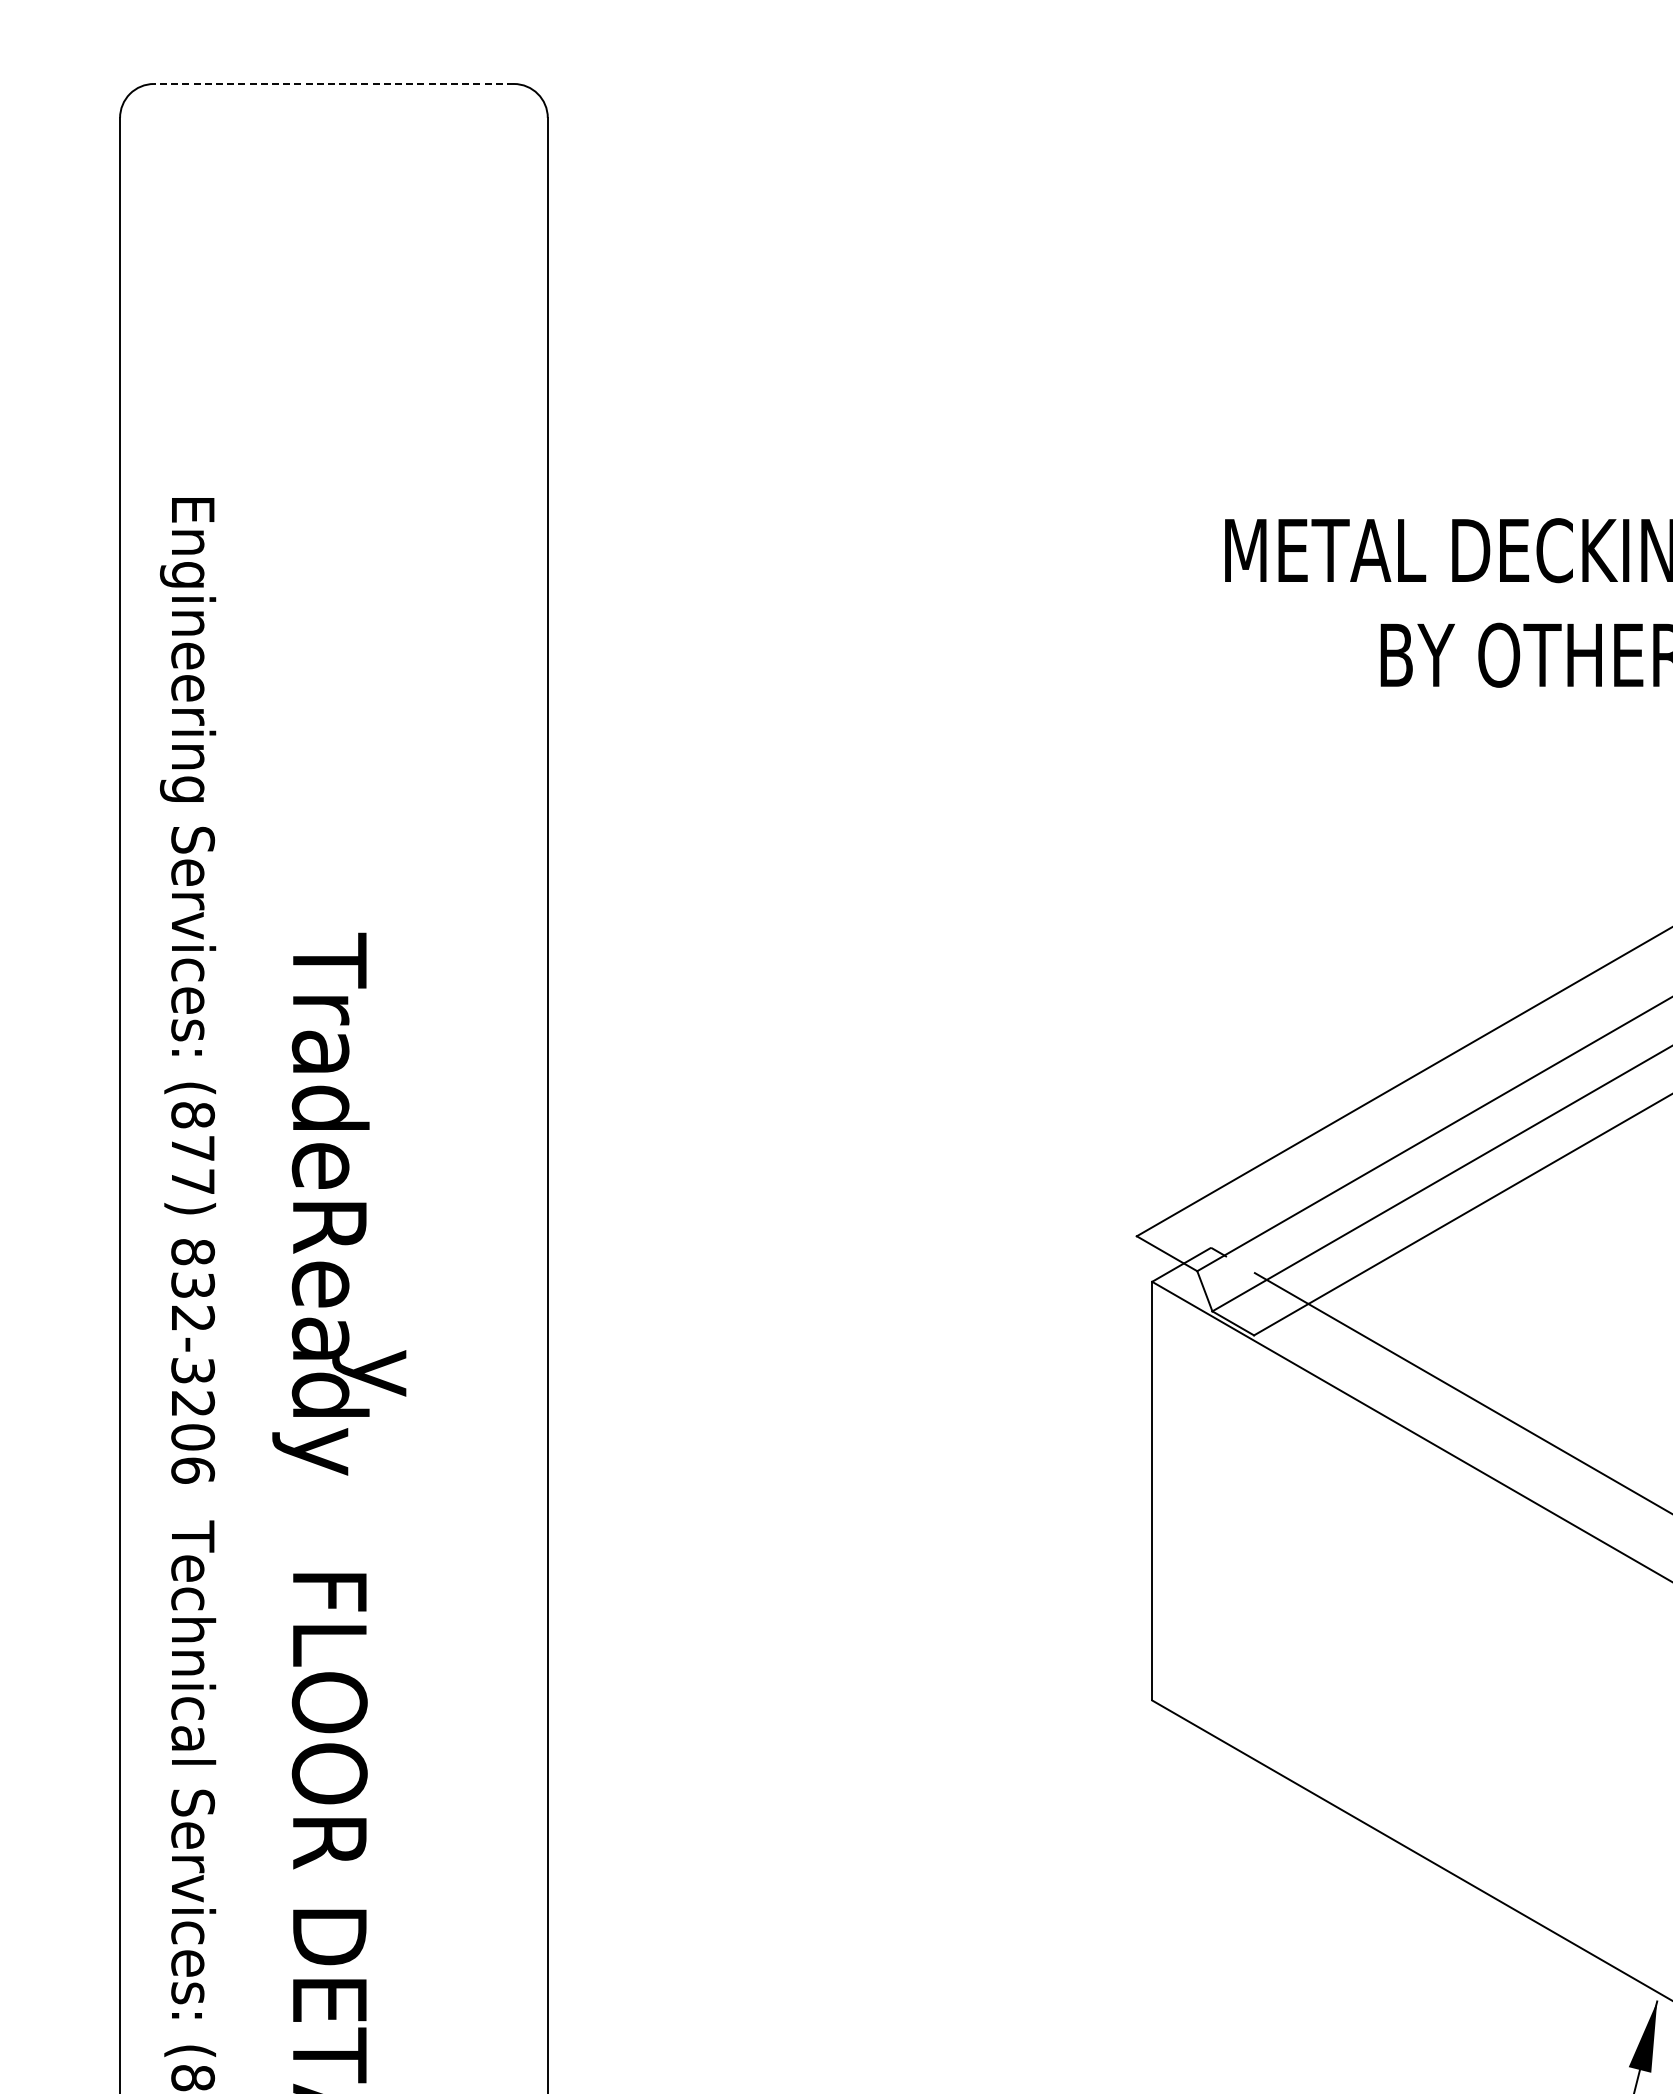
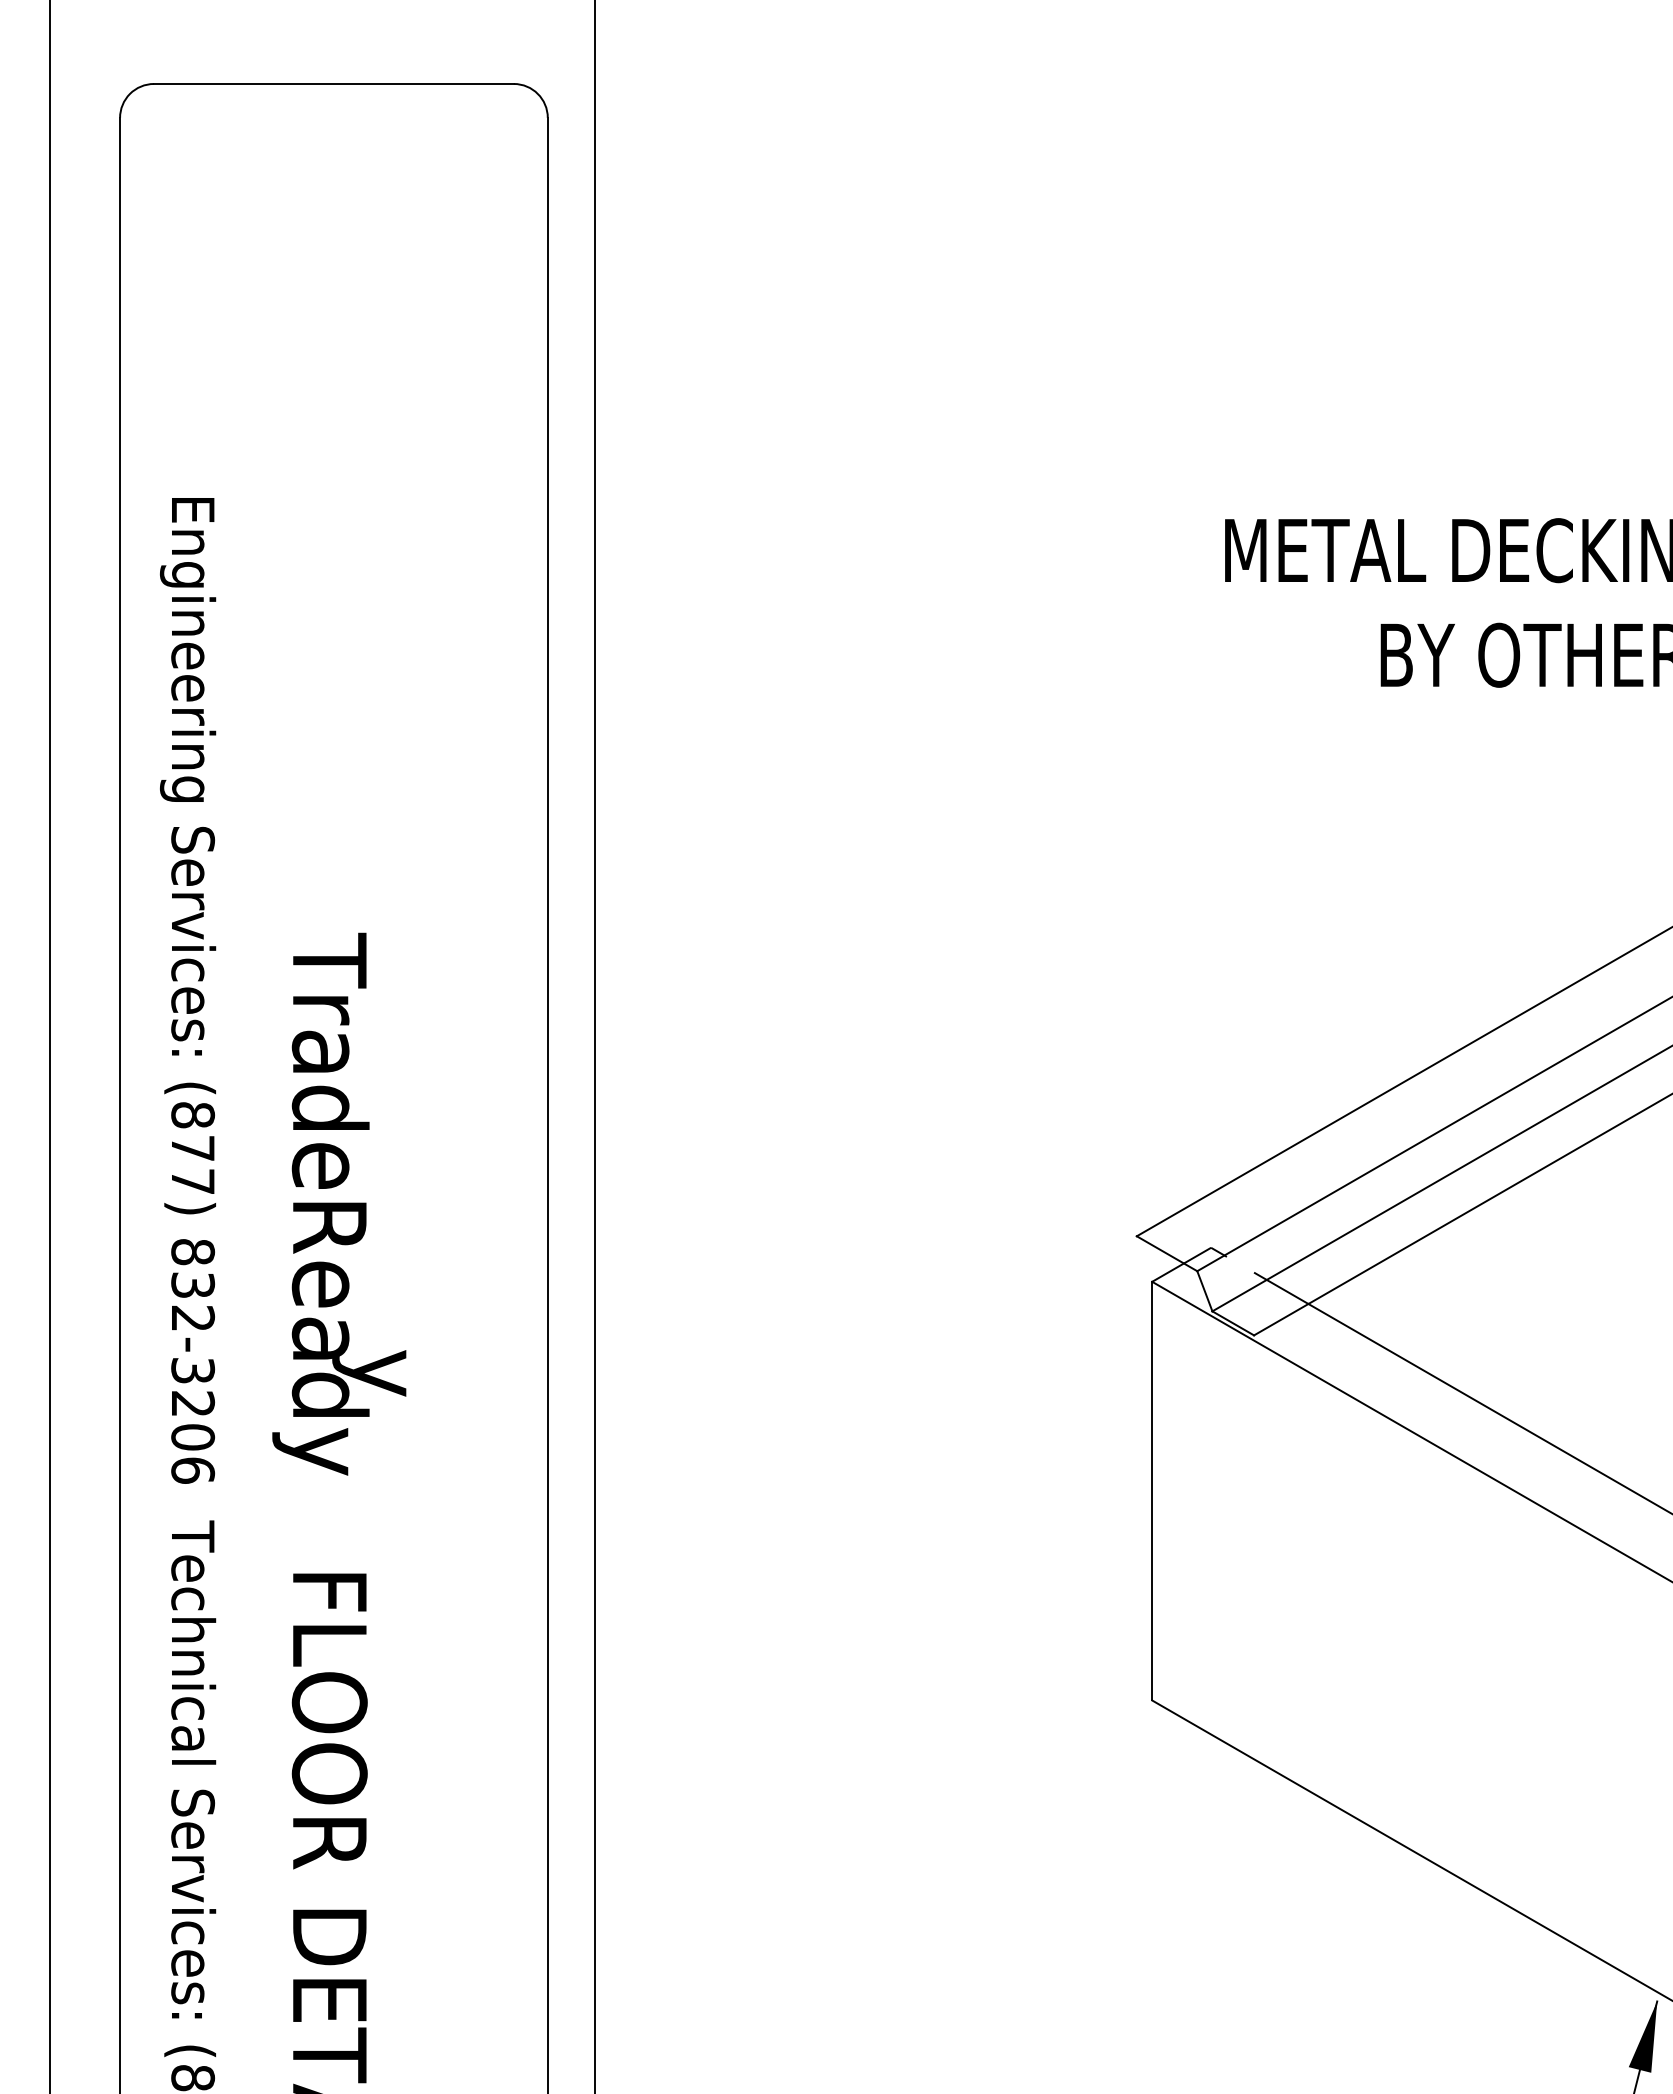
line: dashed -> solid (333, 84)
line: none -> present (50, 1046)
line: none -> present (594, 1046)
